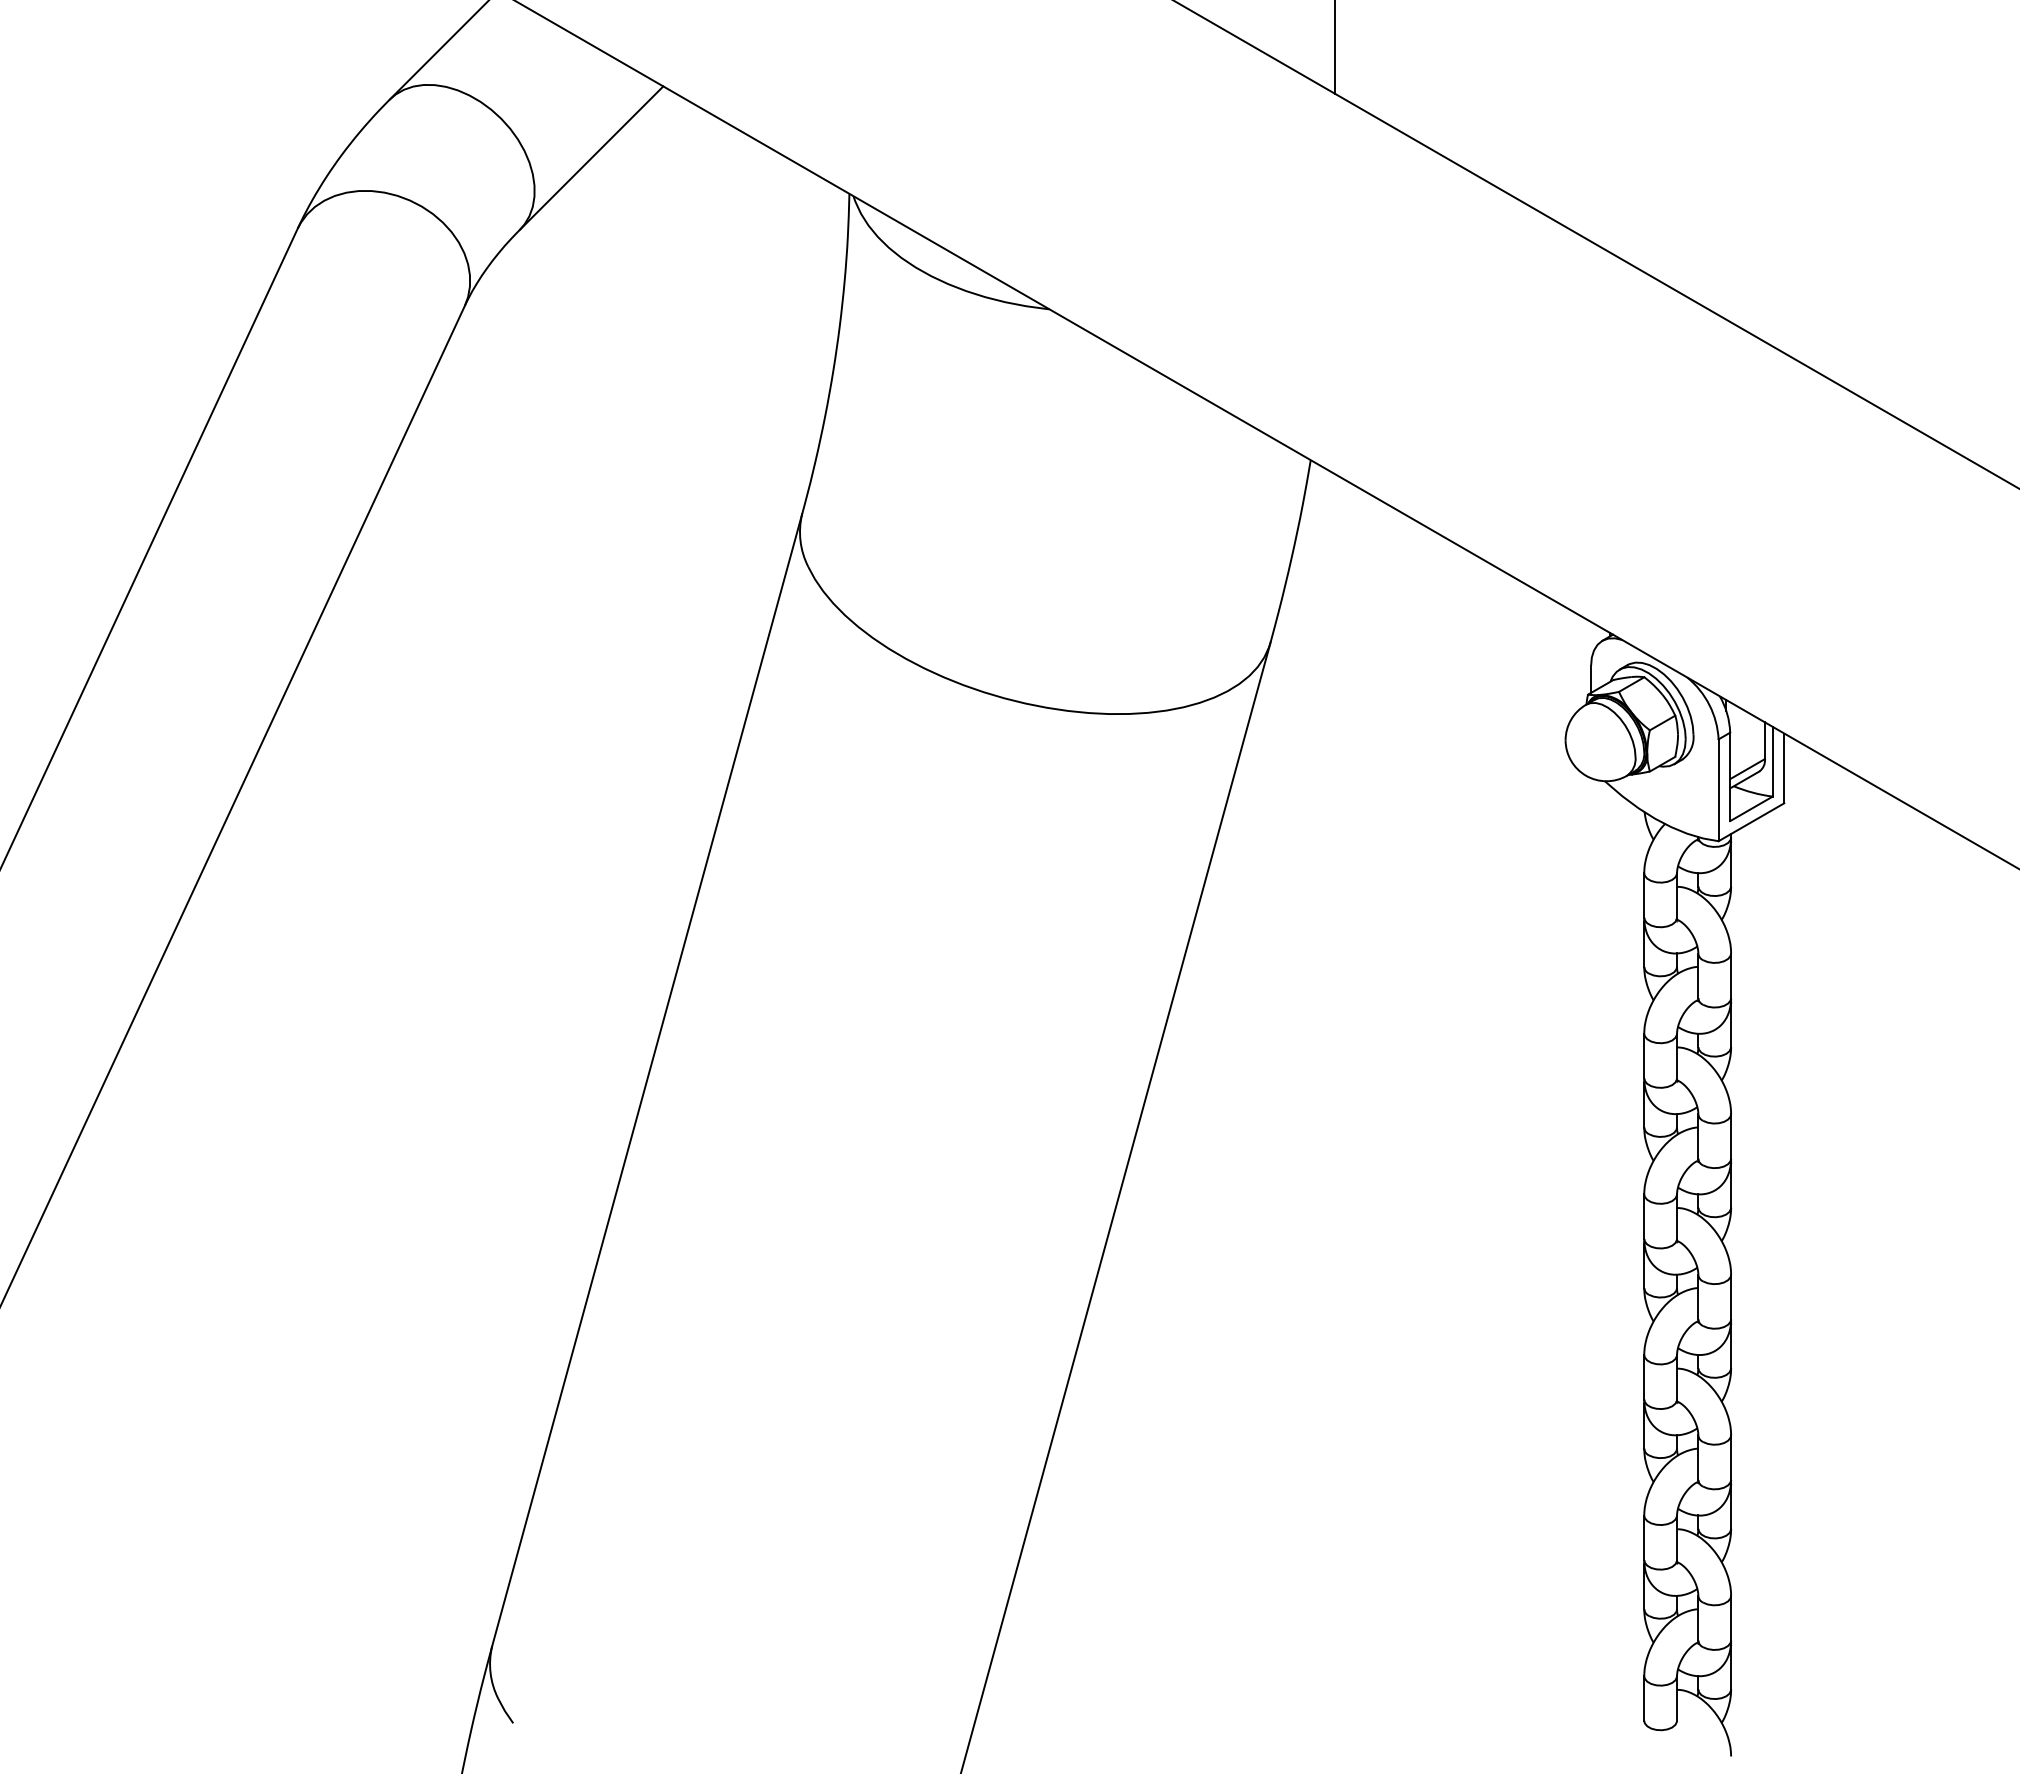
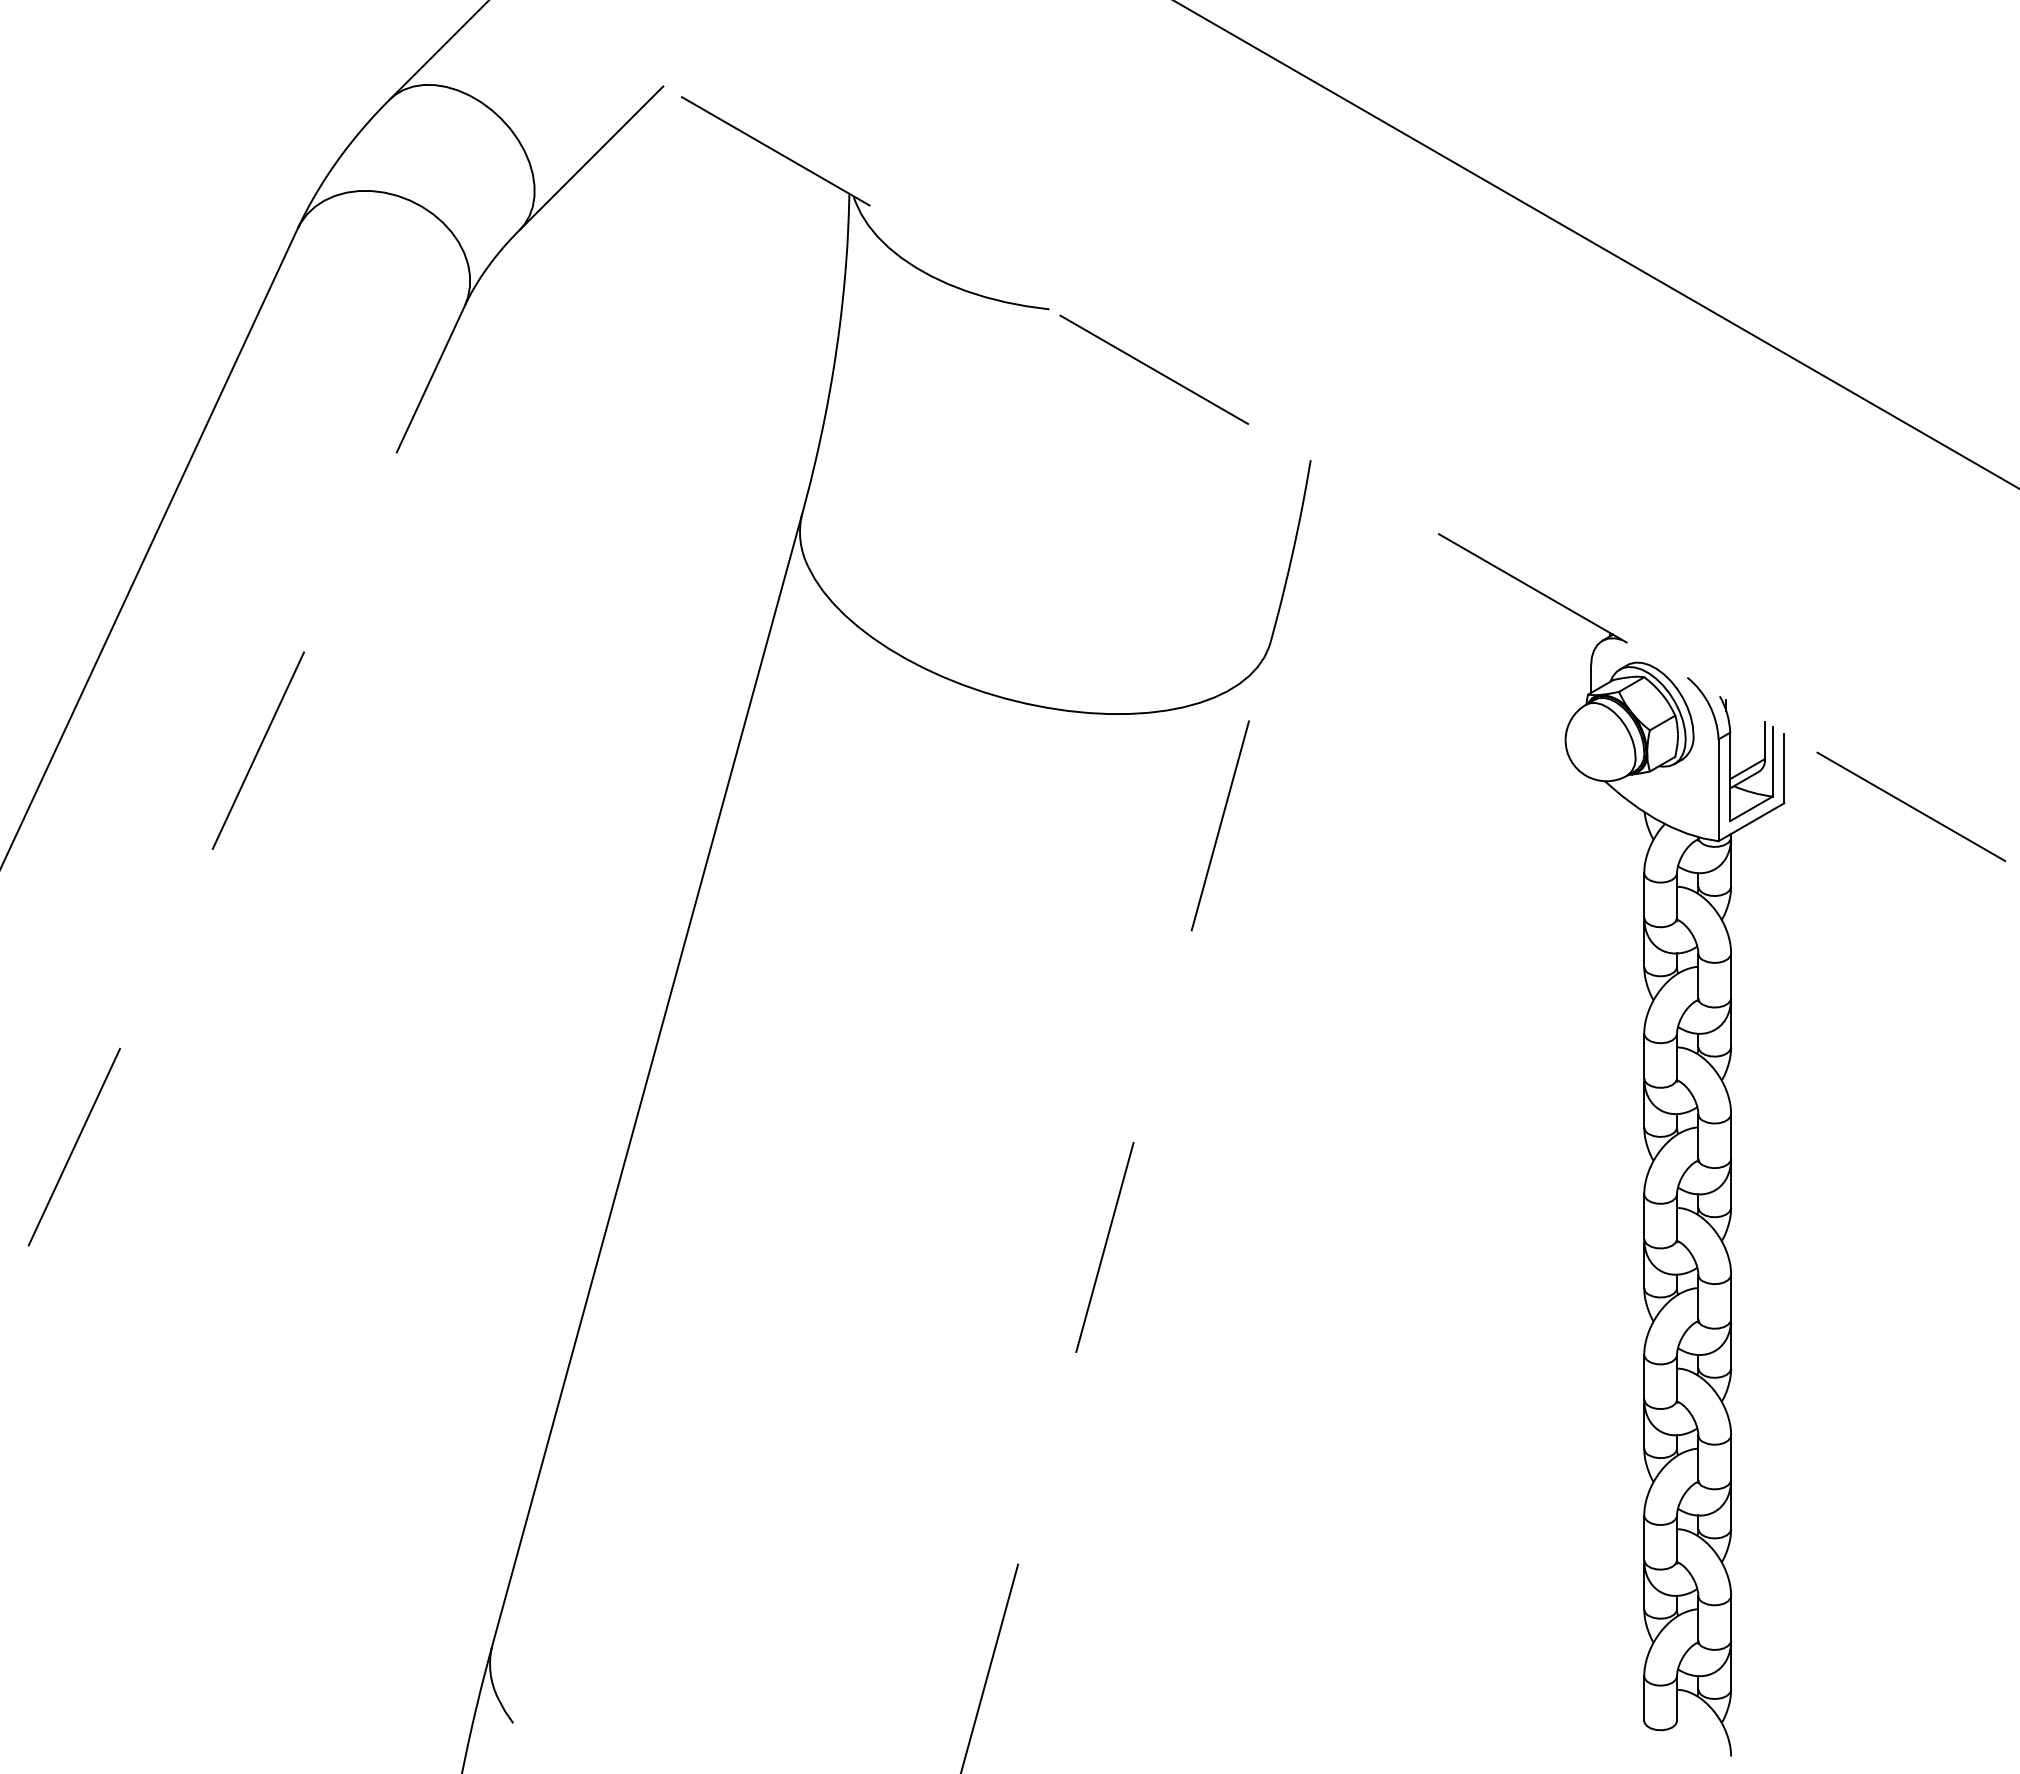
line: present -> none (1335, 47)
line: solid -> dashed (1267, 435)
line: solid -> dashed (232, 806)
line: solid -> dashed (1115, 1207)
